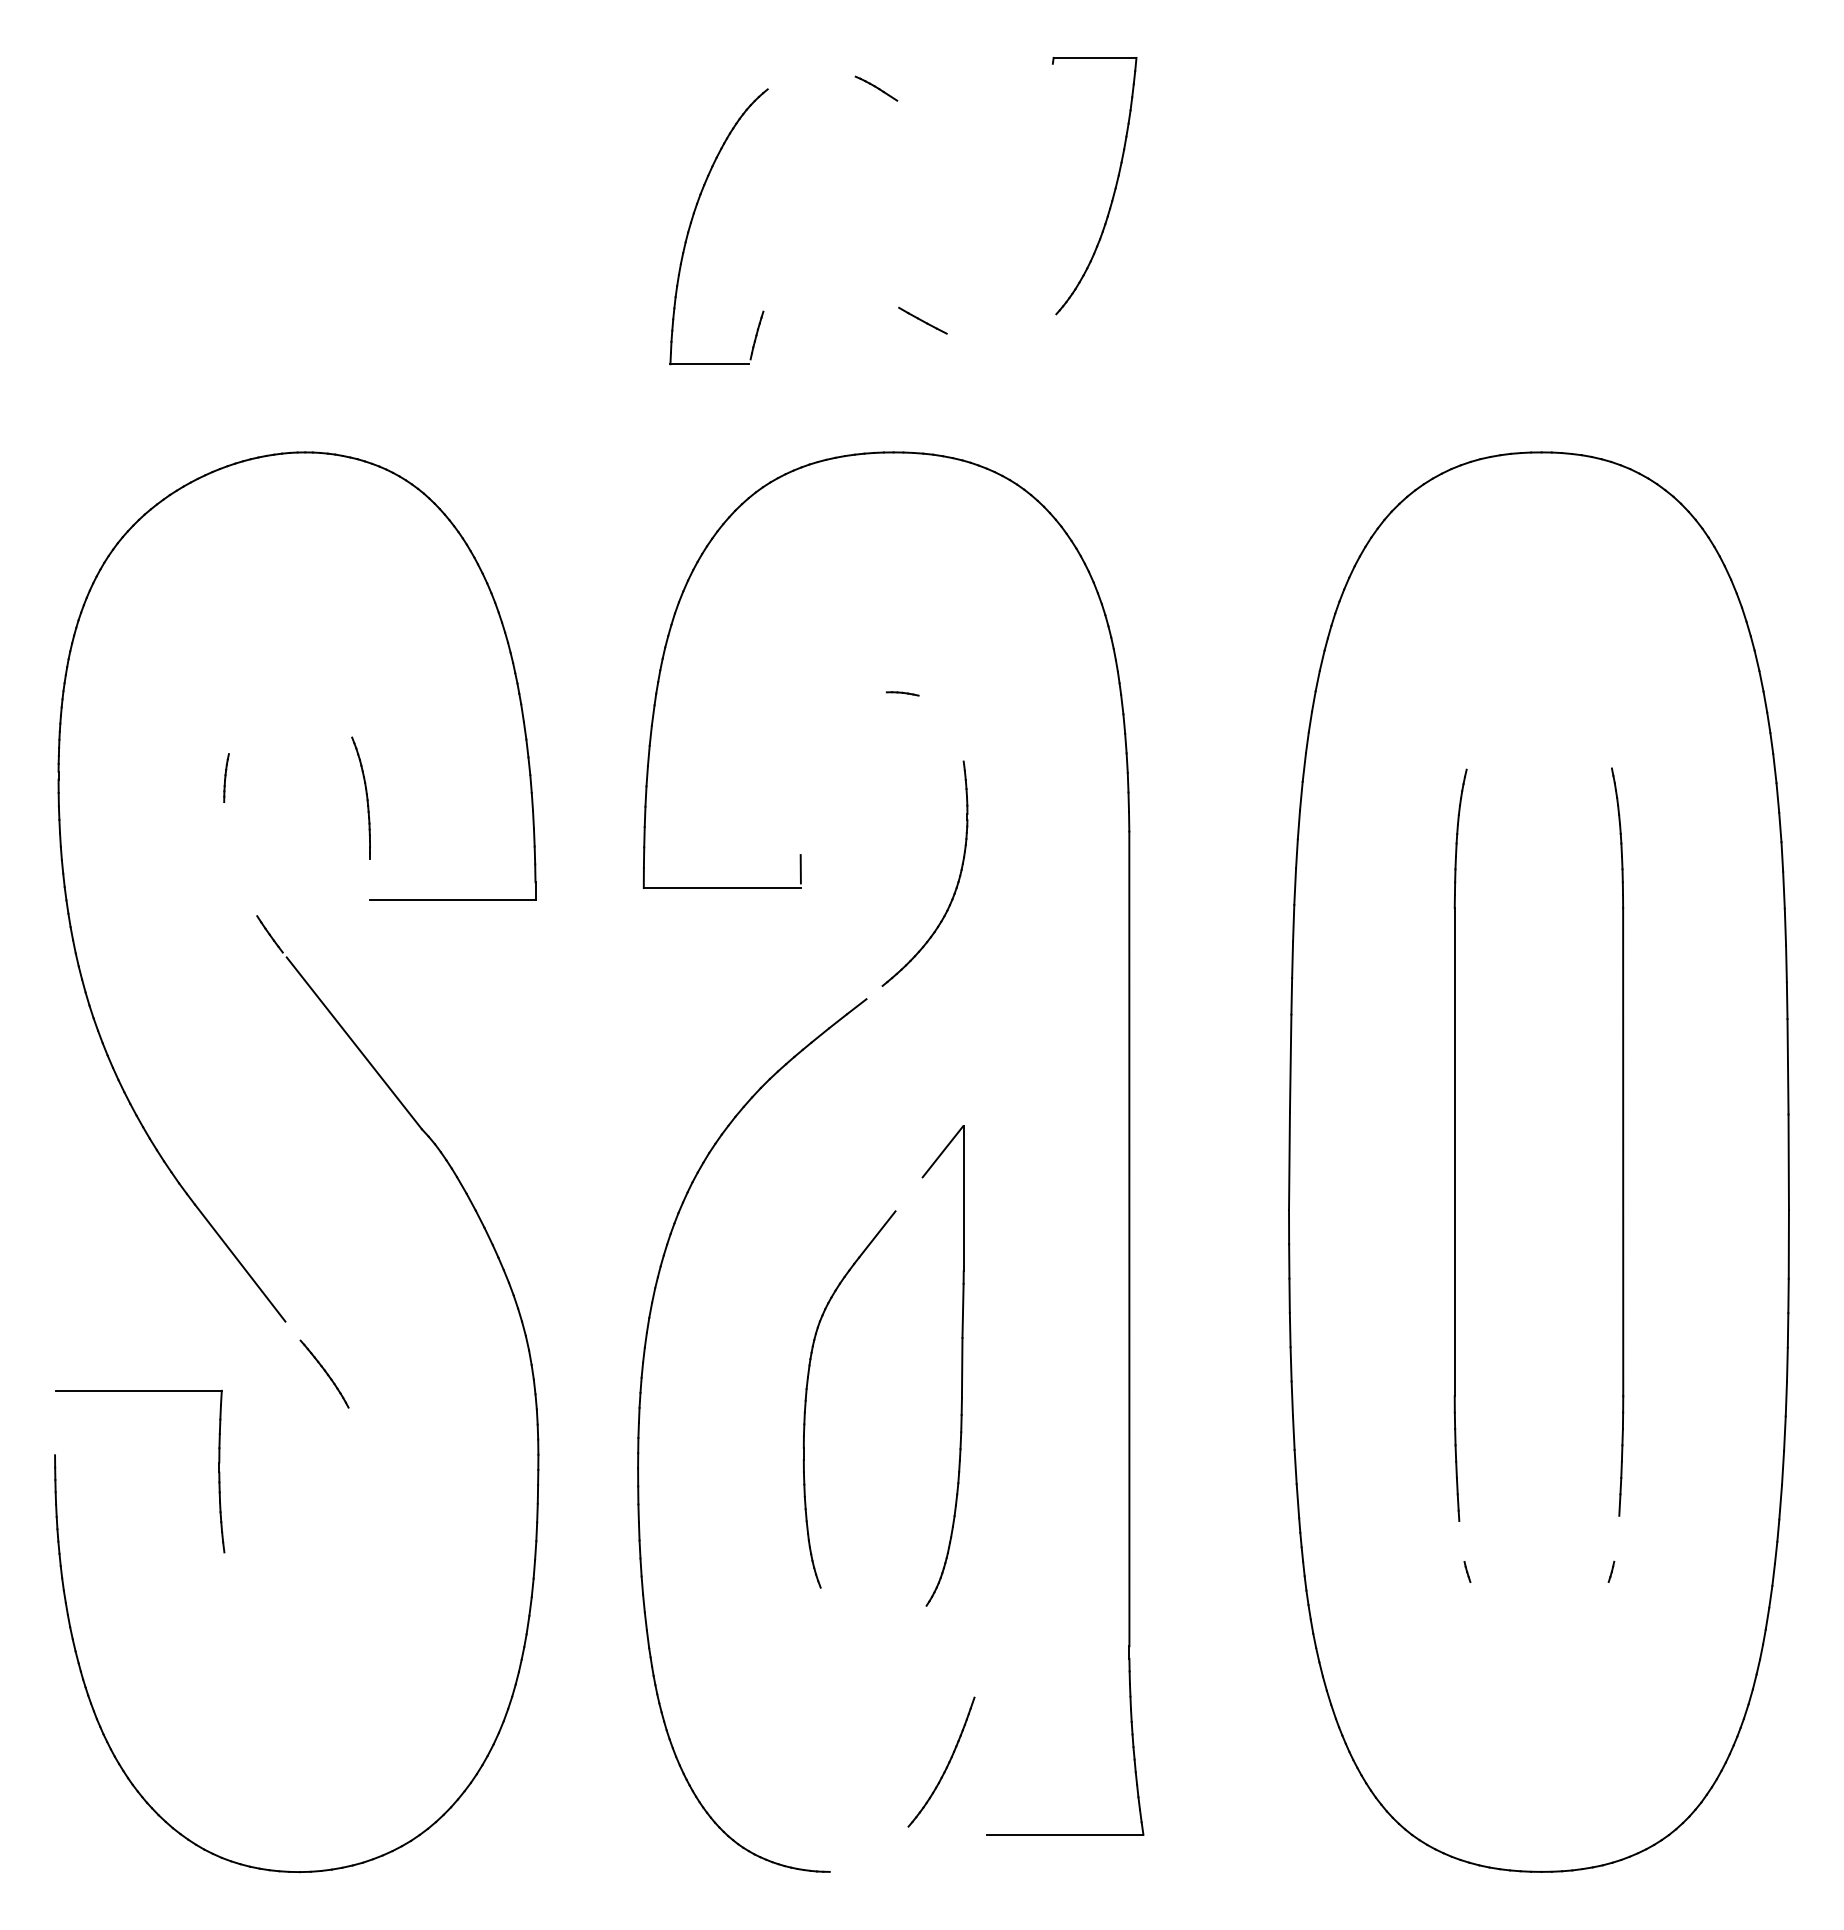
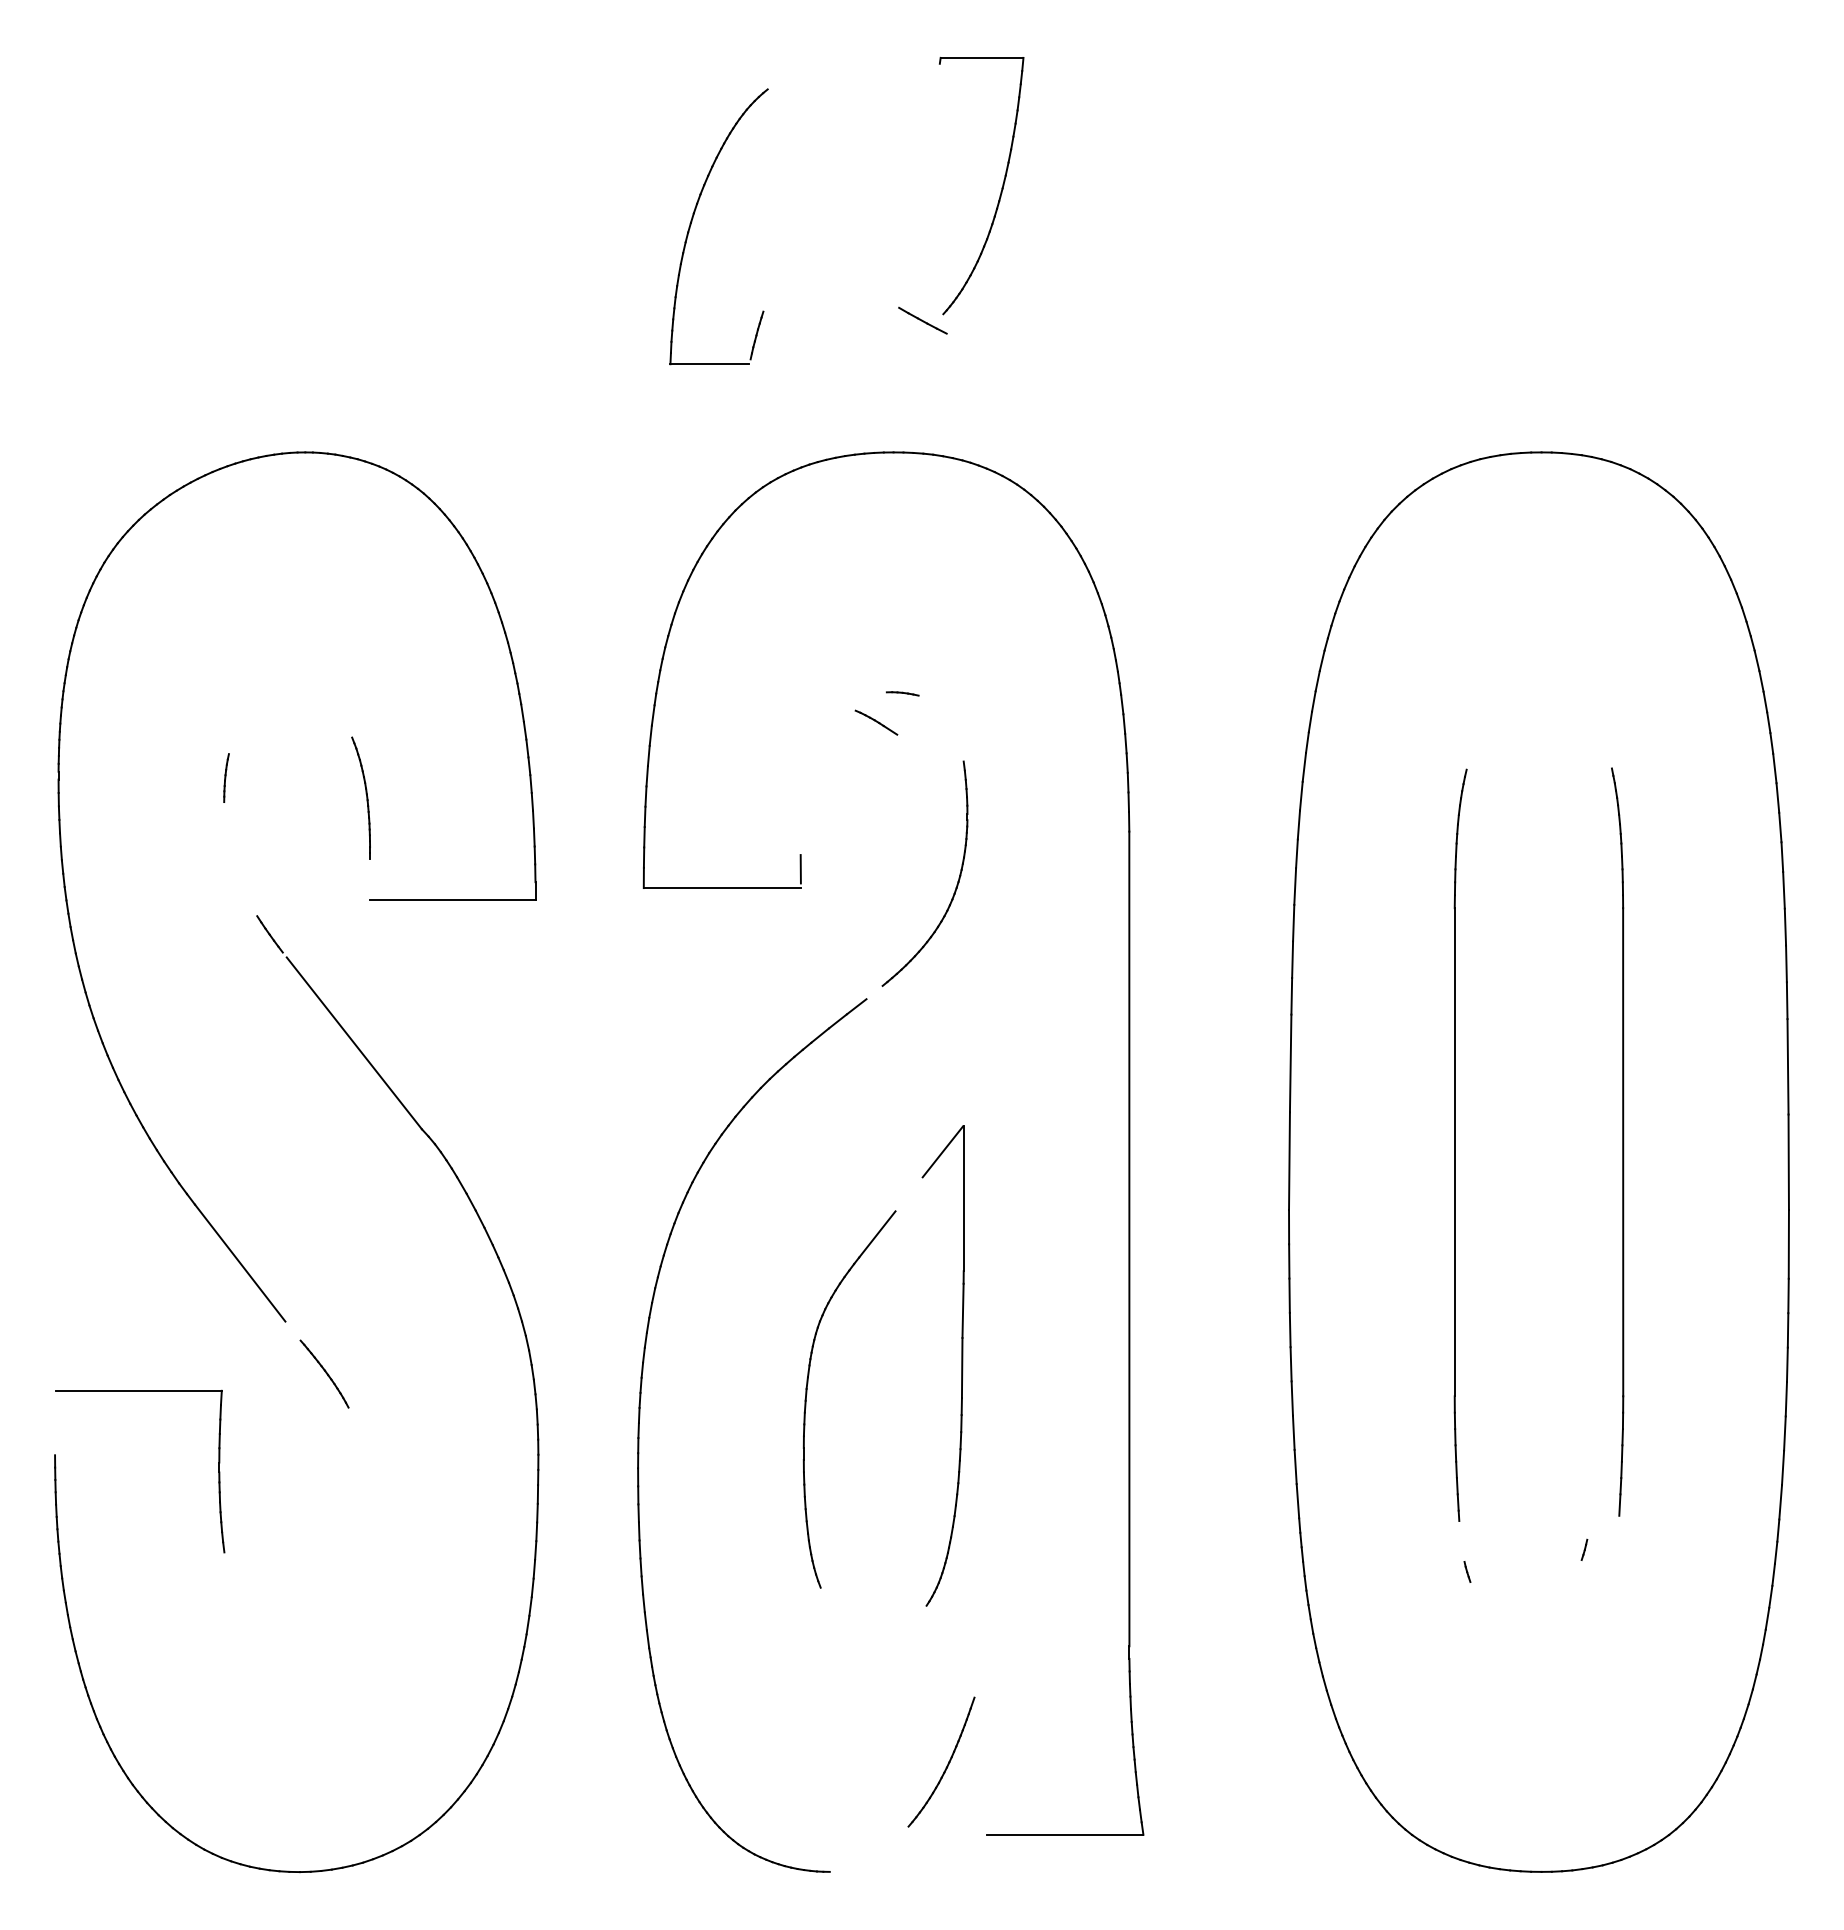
part position: (876, 88) -> (876, 722) (876, 722)
part position: (1113, 191) -> (1000, 191) (1000, 191)
line position: (1611, 1571) -> (1584, 1549) (1584, 1549)
